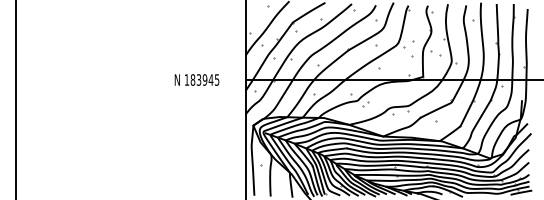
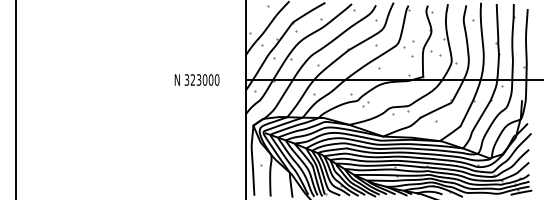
text: 183945 -> 323000 (201, 79)
